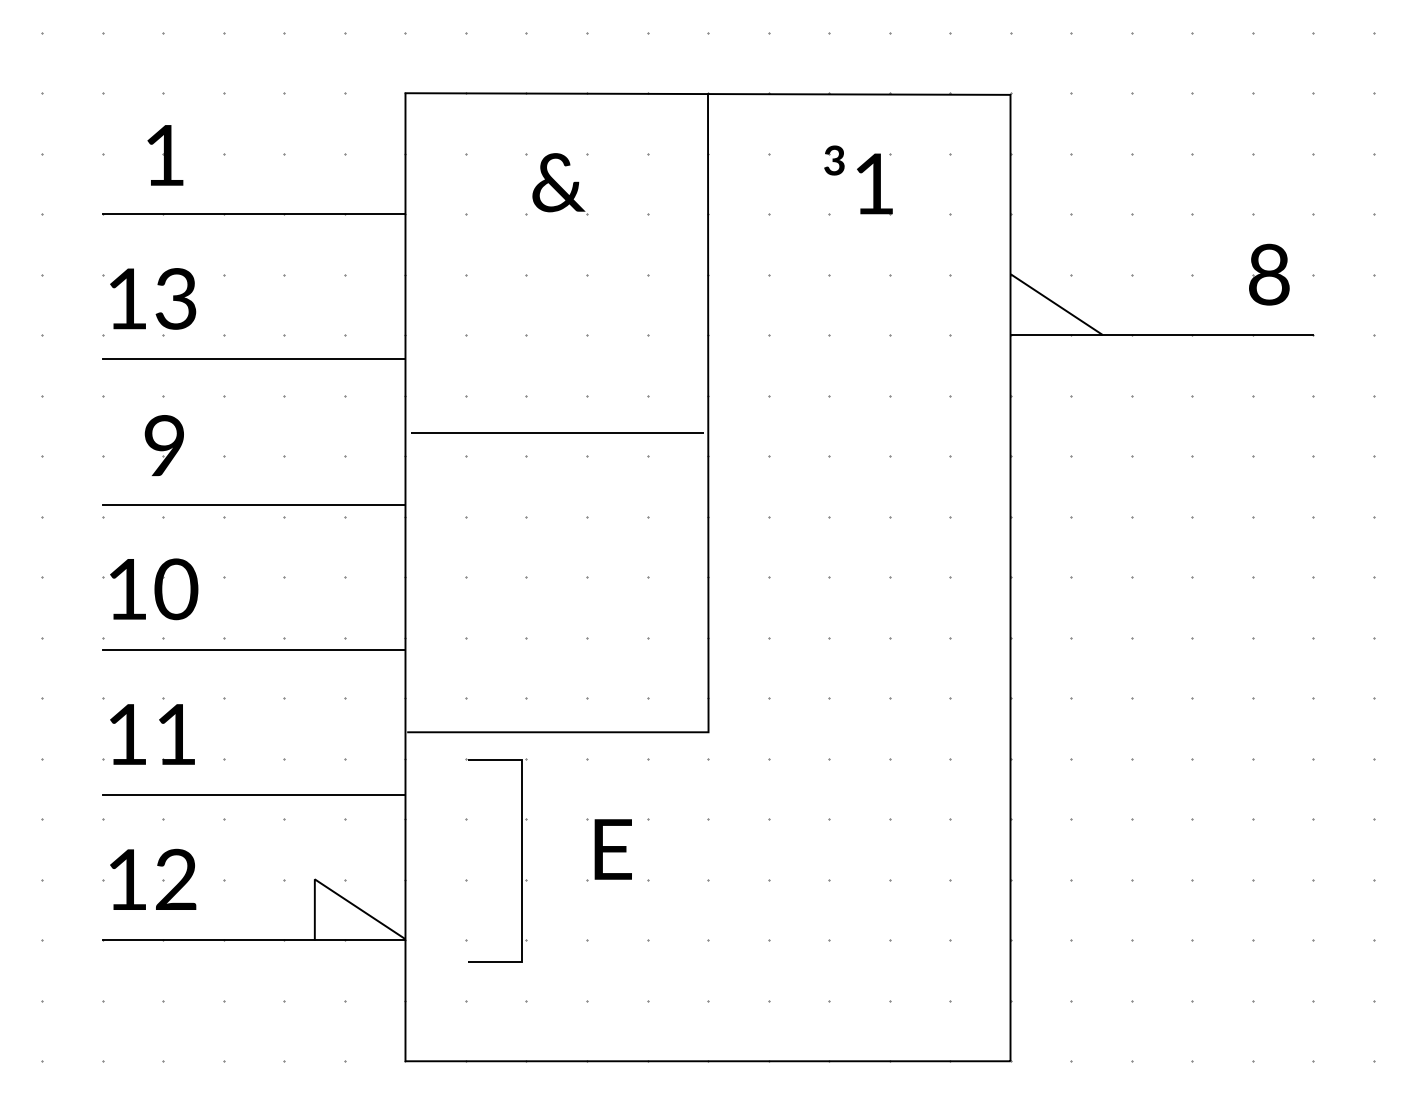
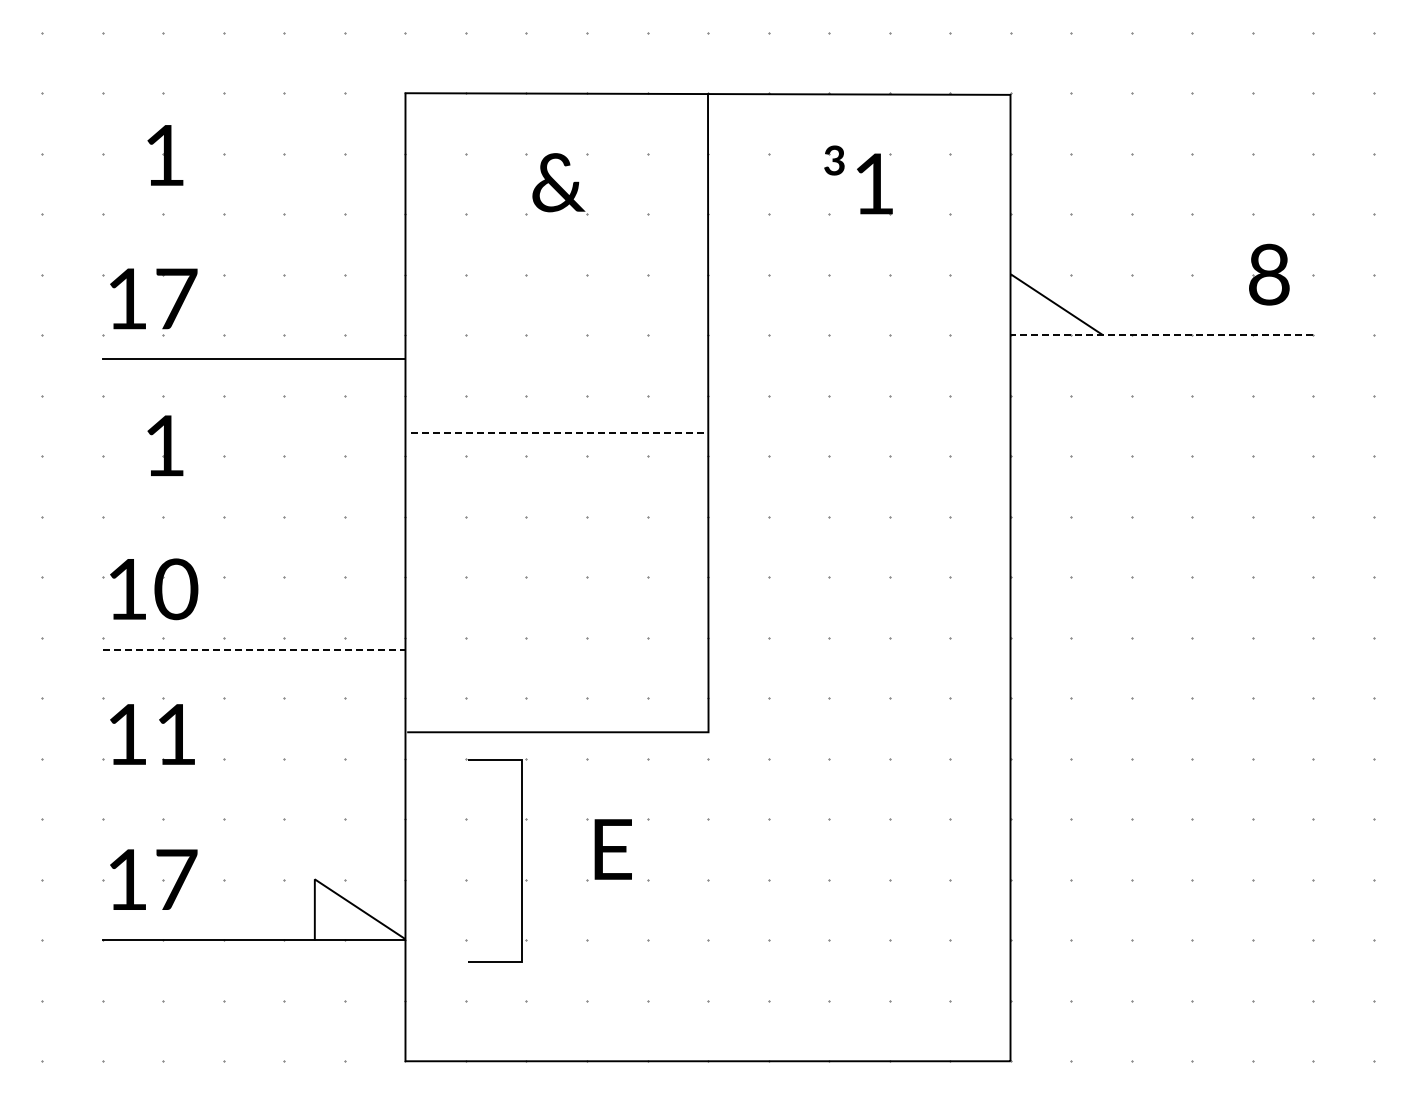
line: present -> none (253, 214)
text: 13 -> 17 (176, 298)
line: solid -> dashed (1161, 335)
line: solid -> dashed (557, 433)
text: 9 -> 1 (163, 445)
line: present -> none (253, 504)
line: solid -> dashed (254, 649)
line: present -> none (253, 795)
text: 12 -> 17 (176, 878)
